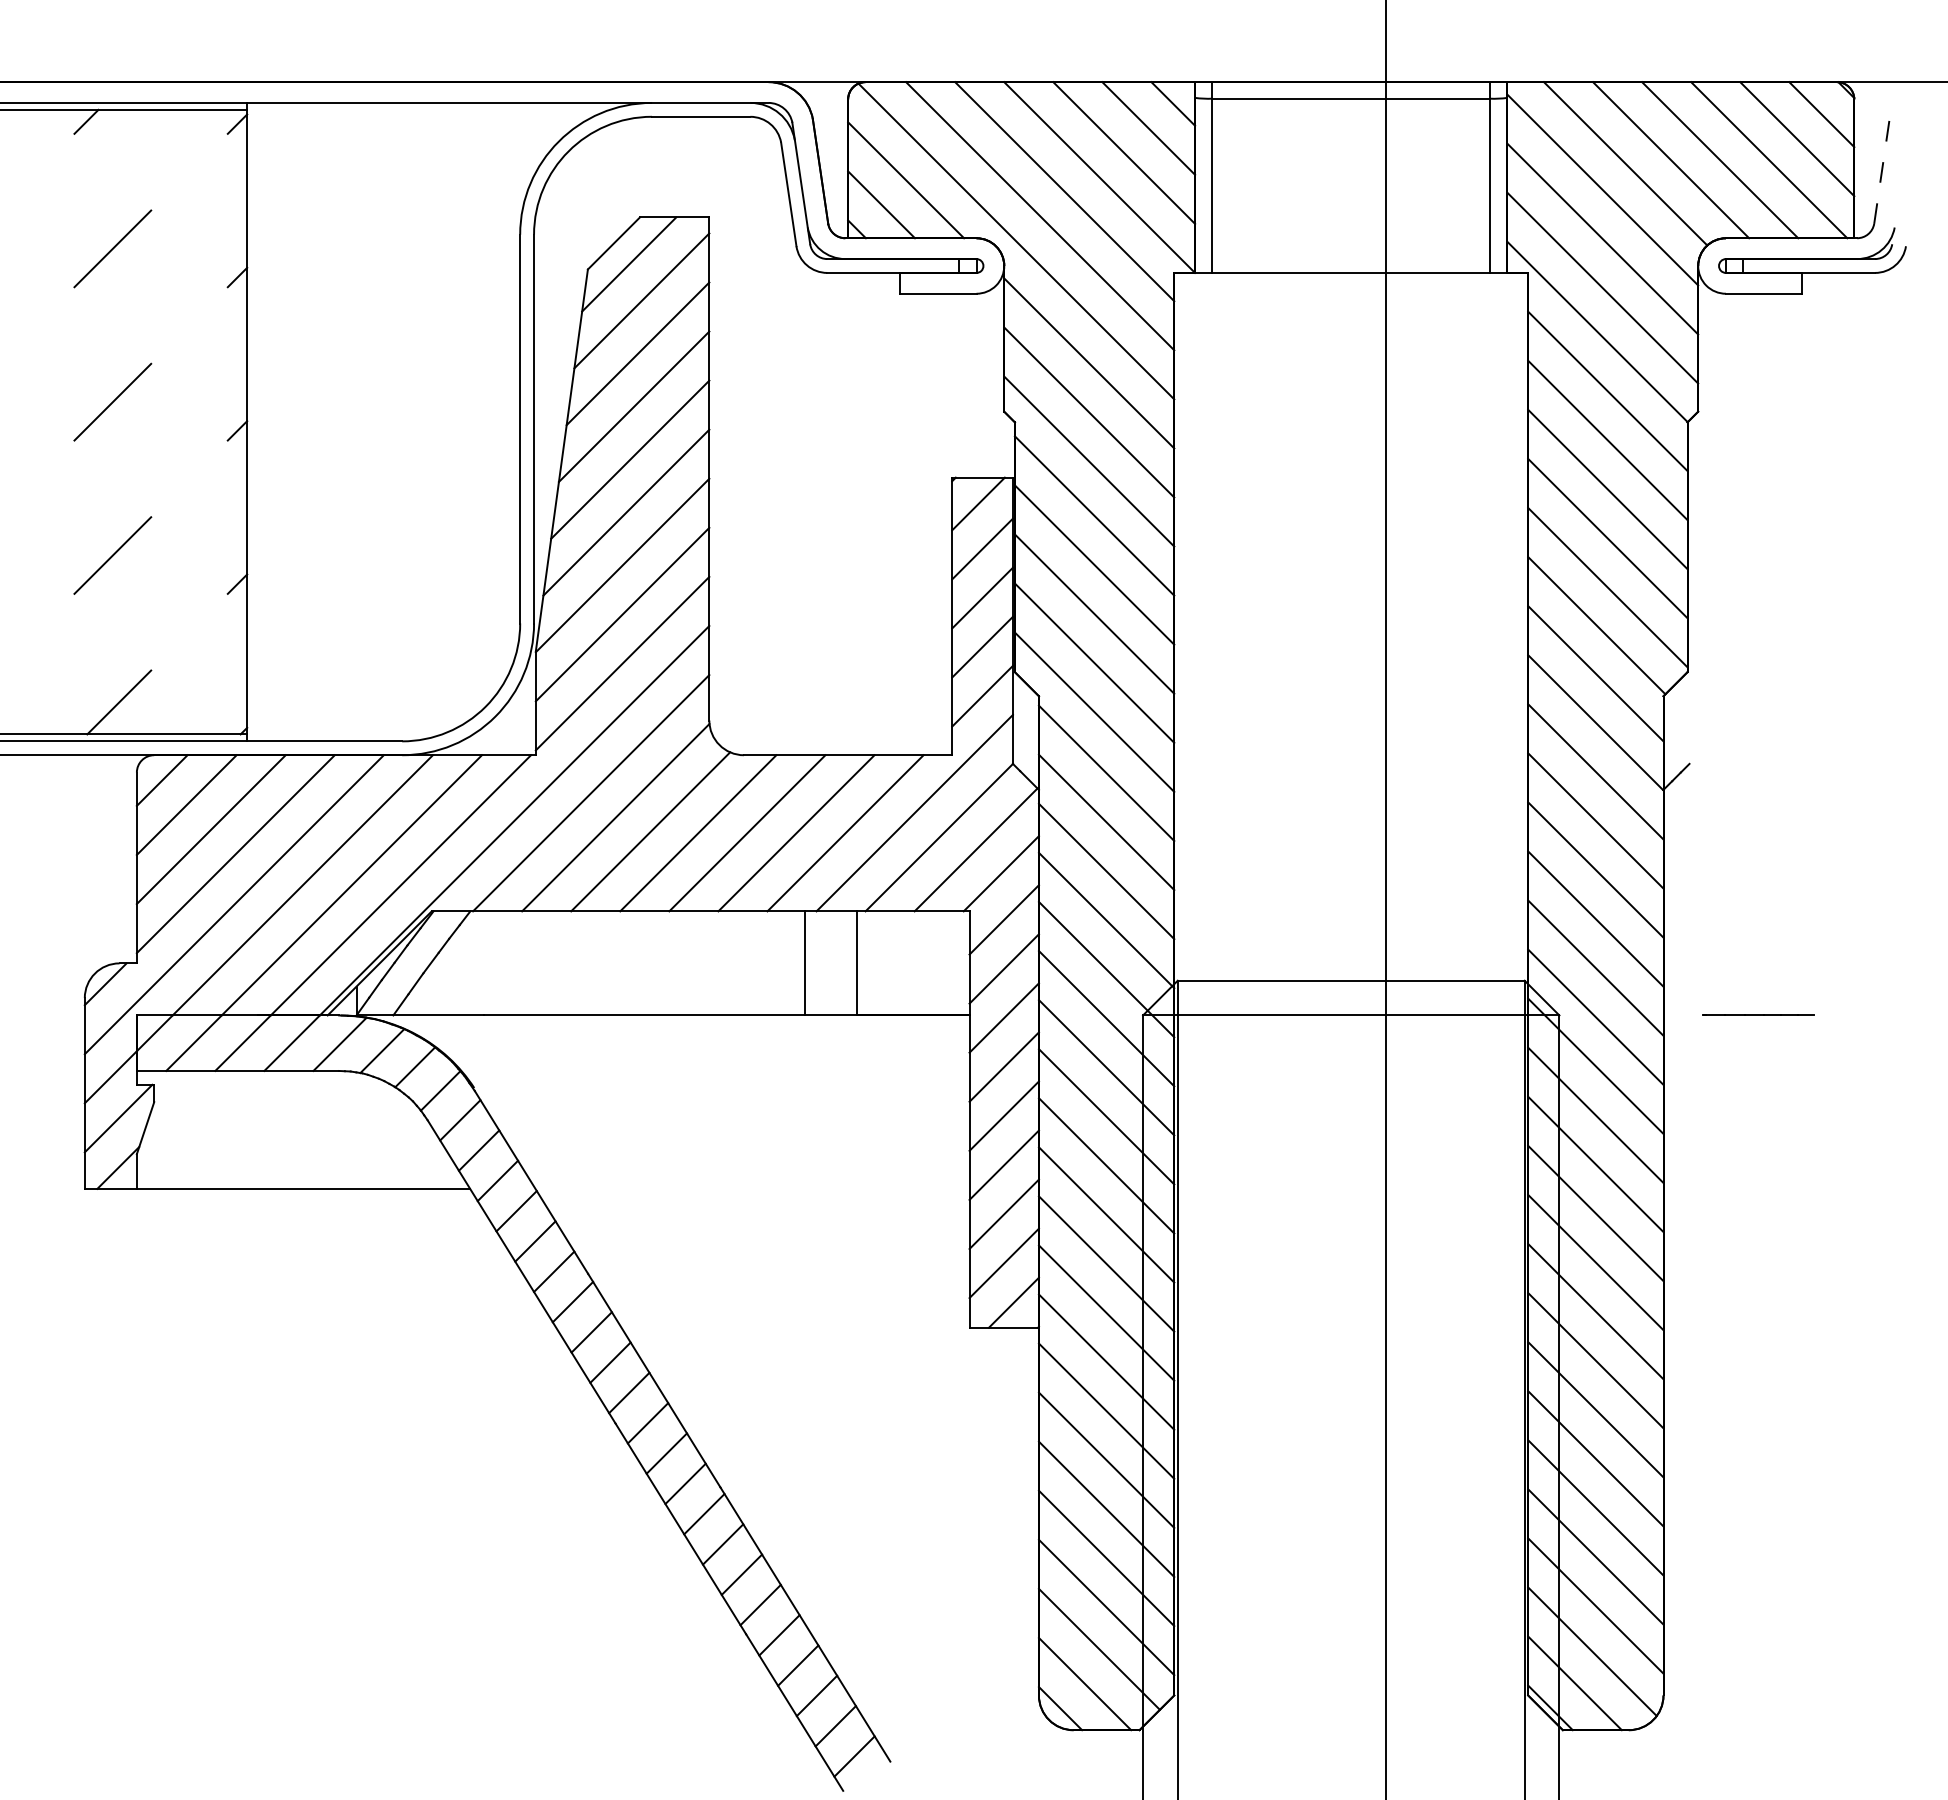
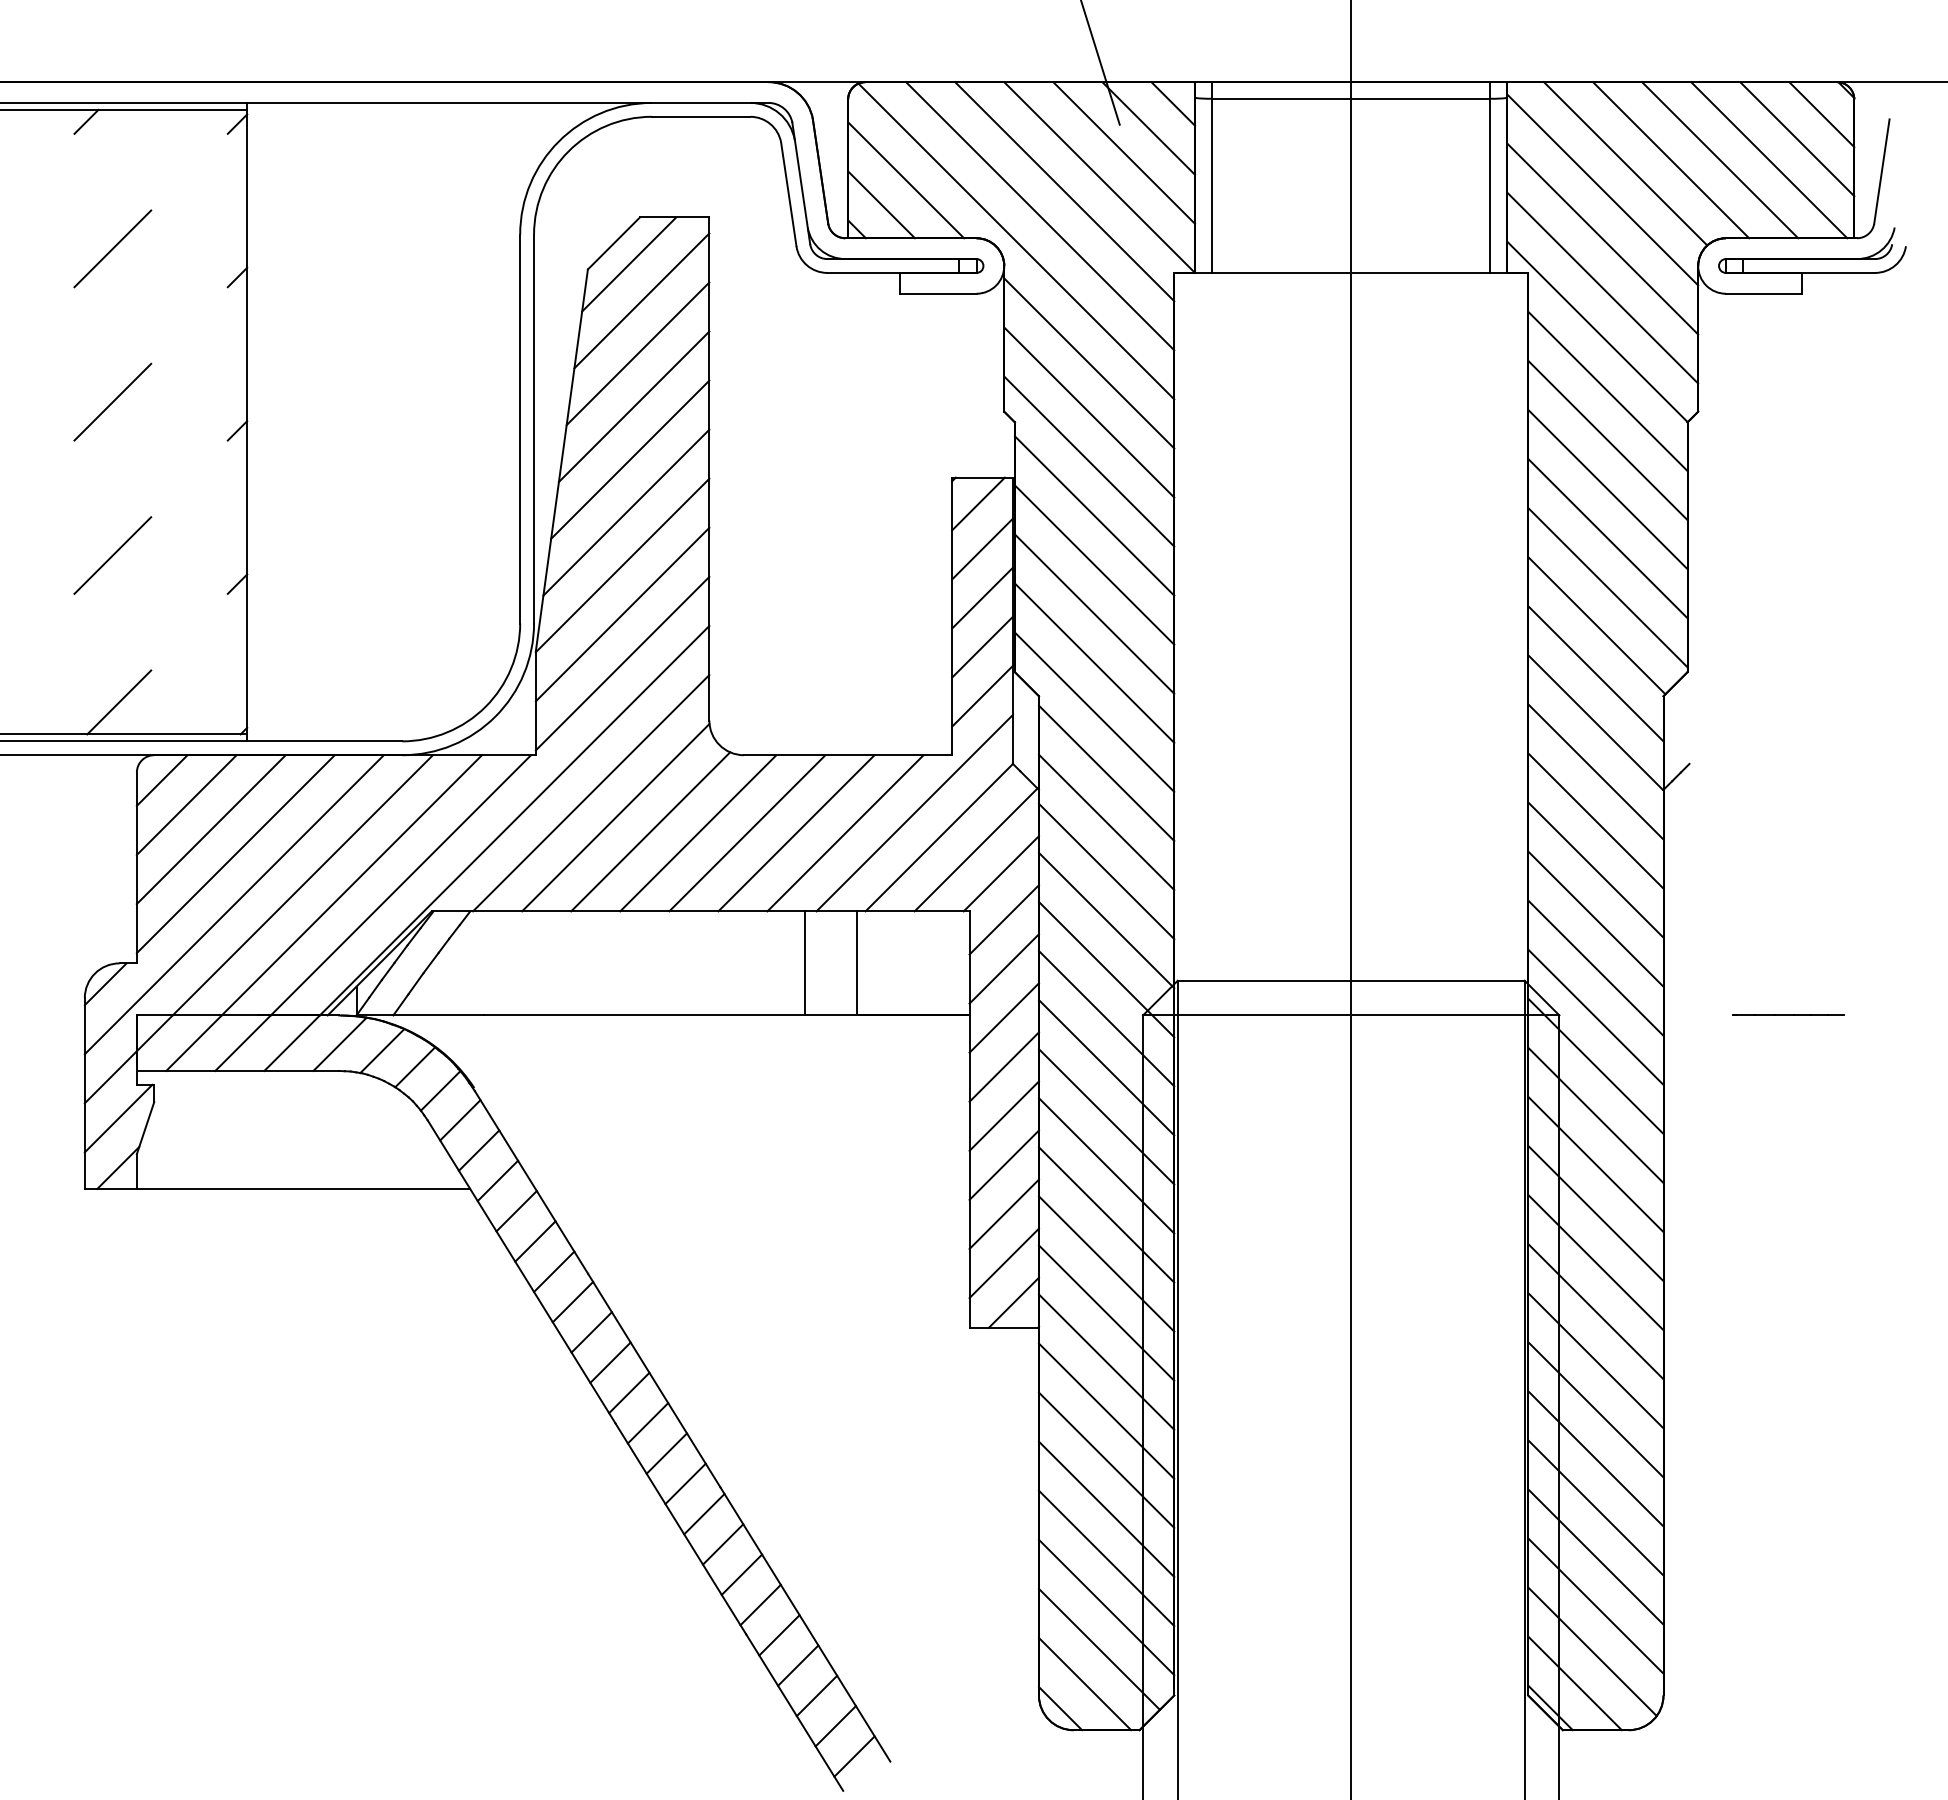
line: none -> present (1100, 63)
line: dashed -> solid (1881, 171)
line position: (1386, 899) -> (1351, 899) (1351, 899)
line position: (1758, 1014) -> (1788, 1014) (1788, 1014)
